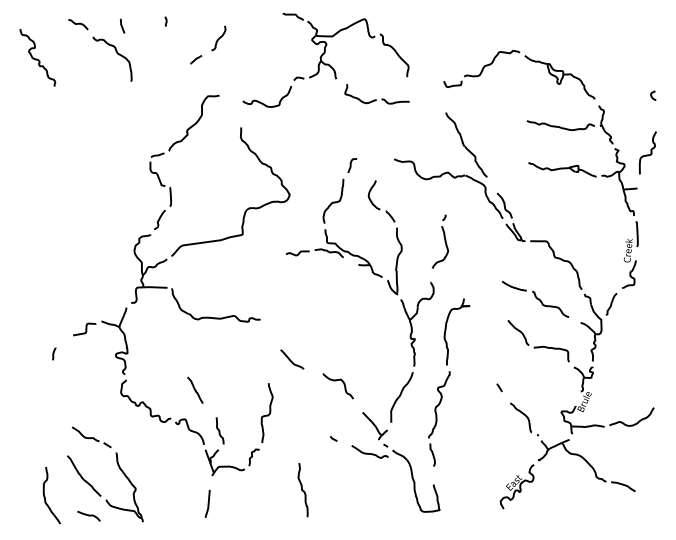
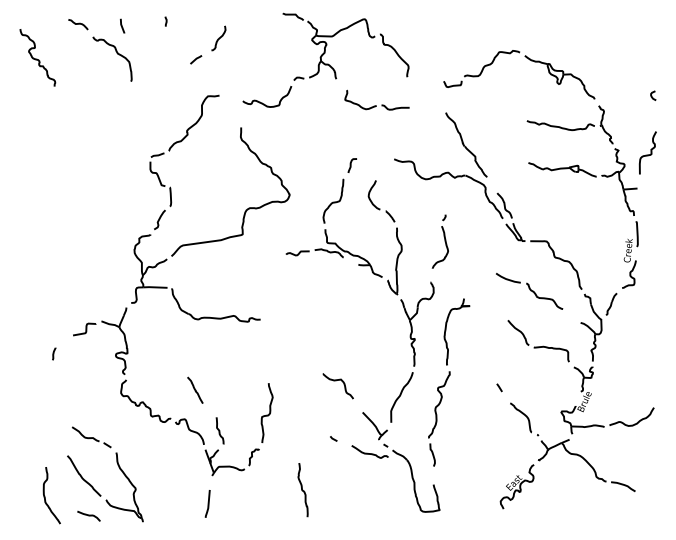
part position: (376, 93) -> (376, 99) (376, 99)
part position: (535, 299) -> (529, 291) (529, 291)
curve: present -> none (291, 360)
